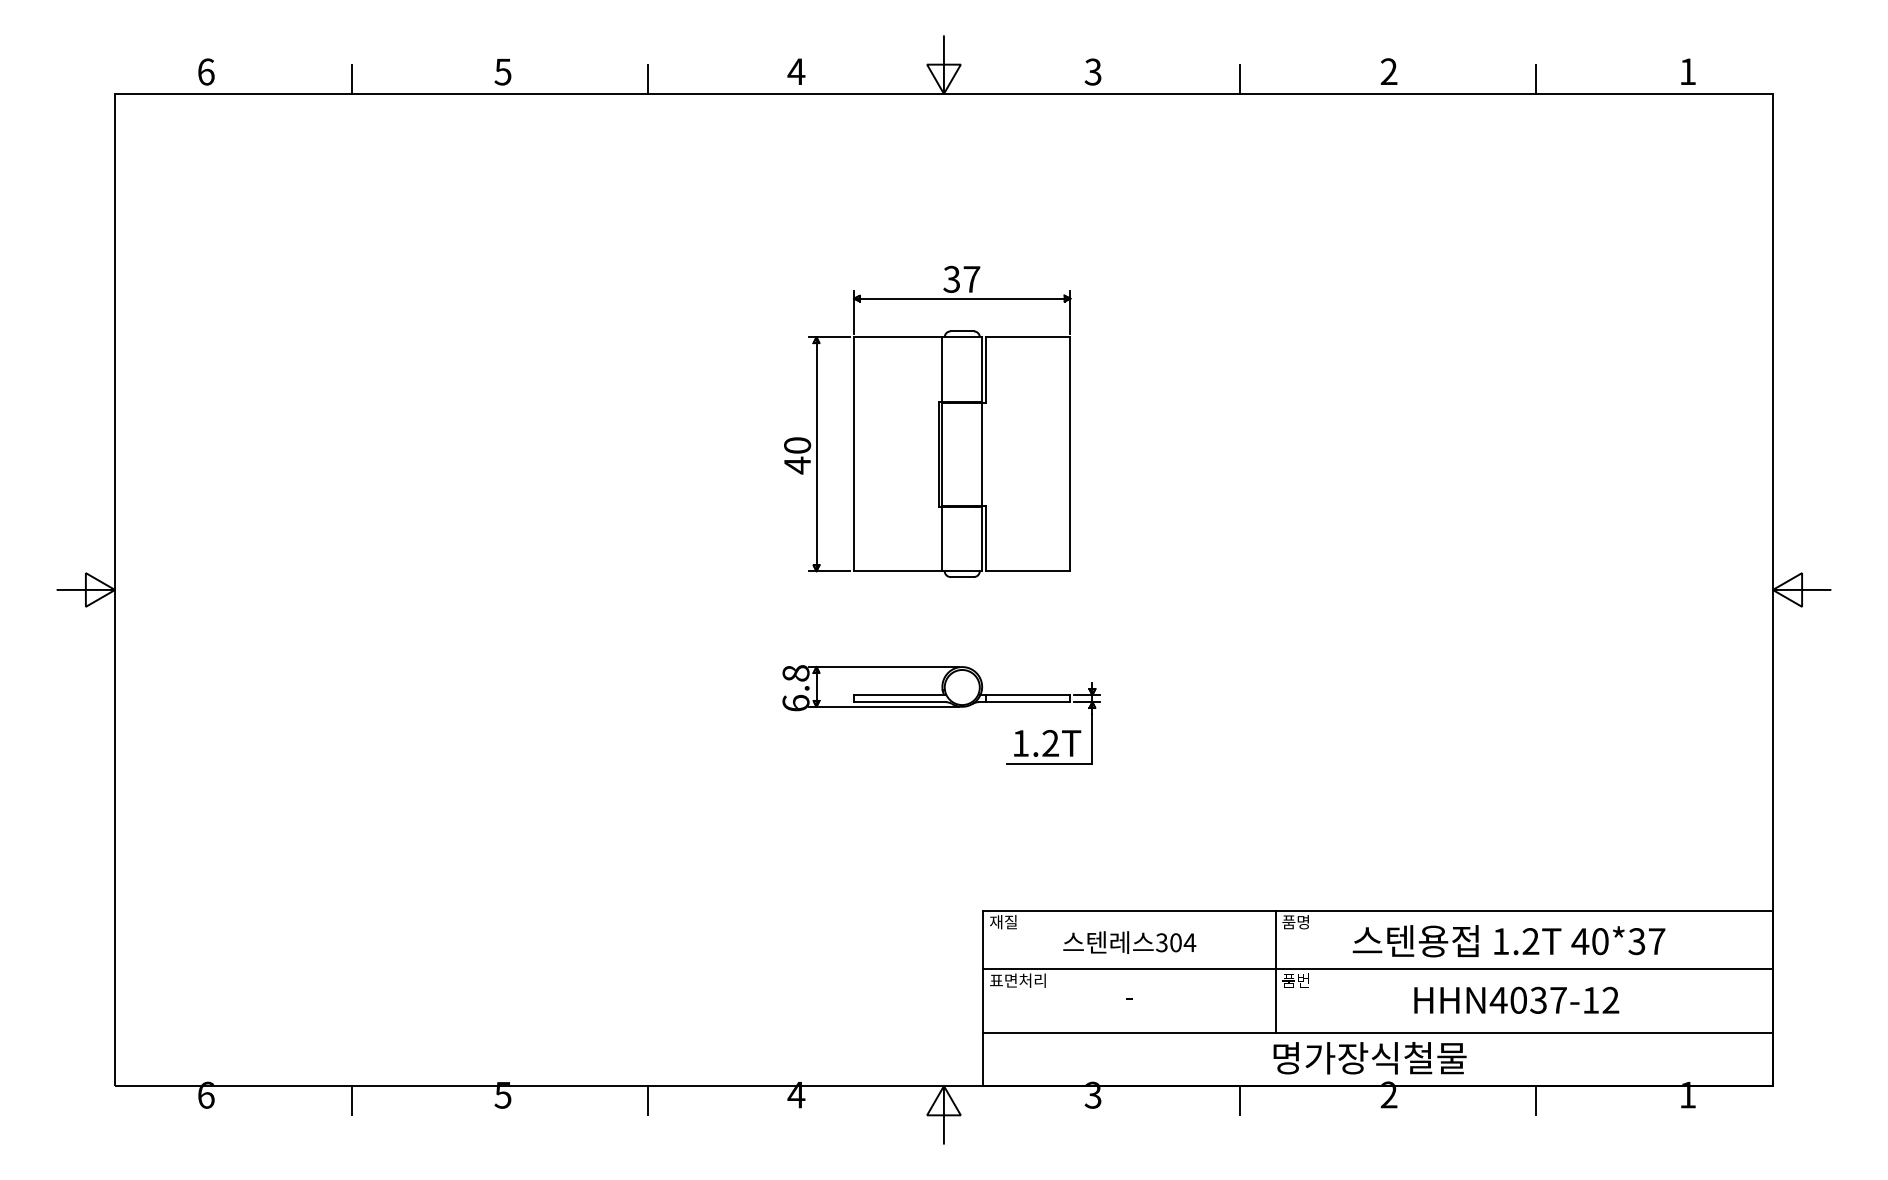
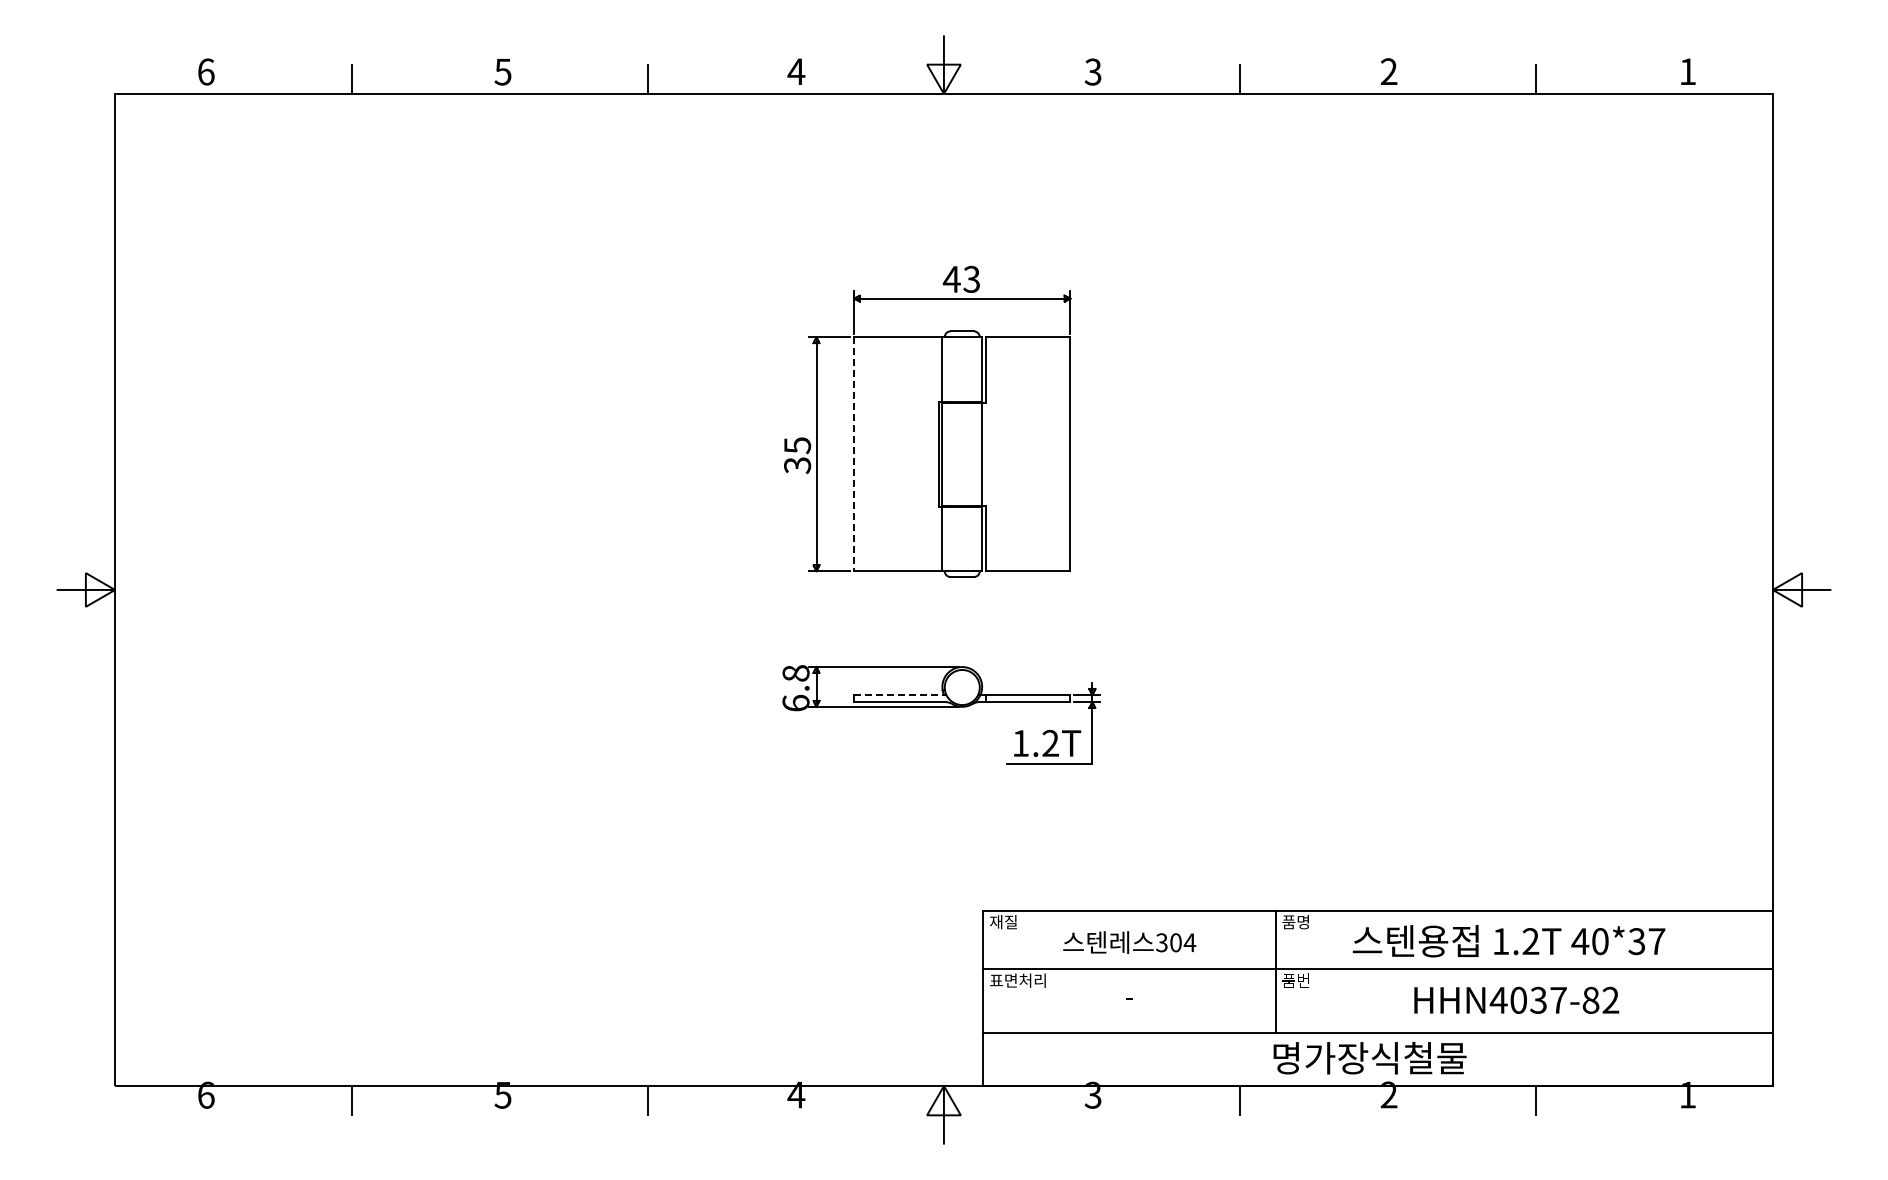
text: 37 -> 43 (961, 278)
line: solid -> dashed (854, 454)
text: 40 -> 35 (797, 455)
line: solid -> dashed (900, 695)
text: HHN4037-12 -> HHN4037-82 (1590, 999)
